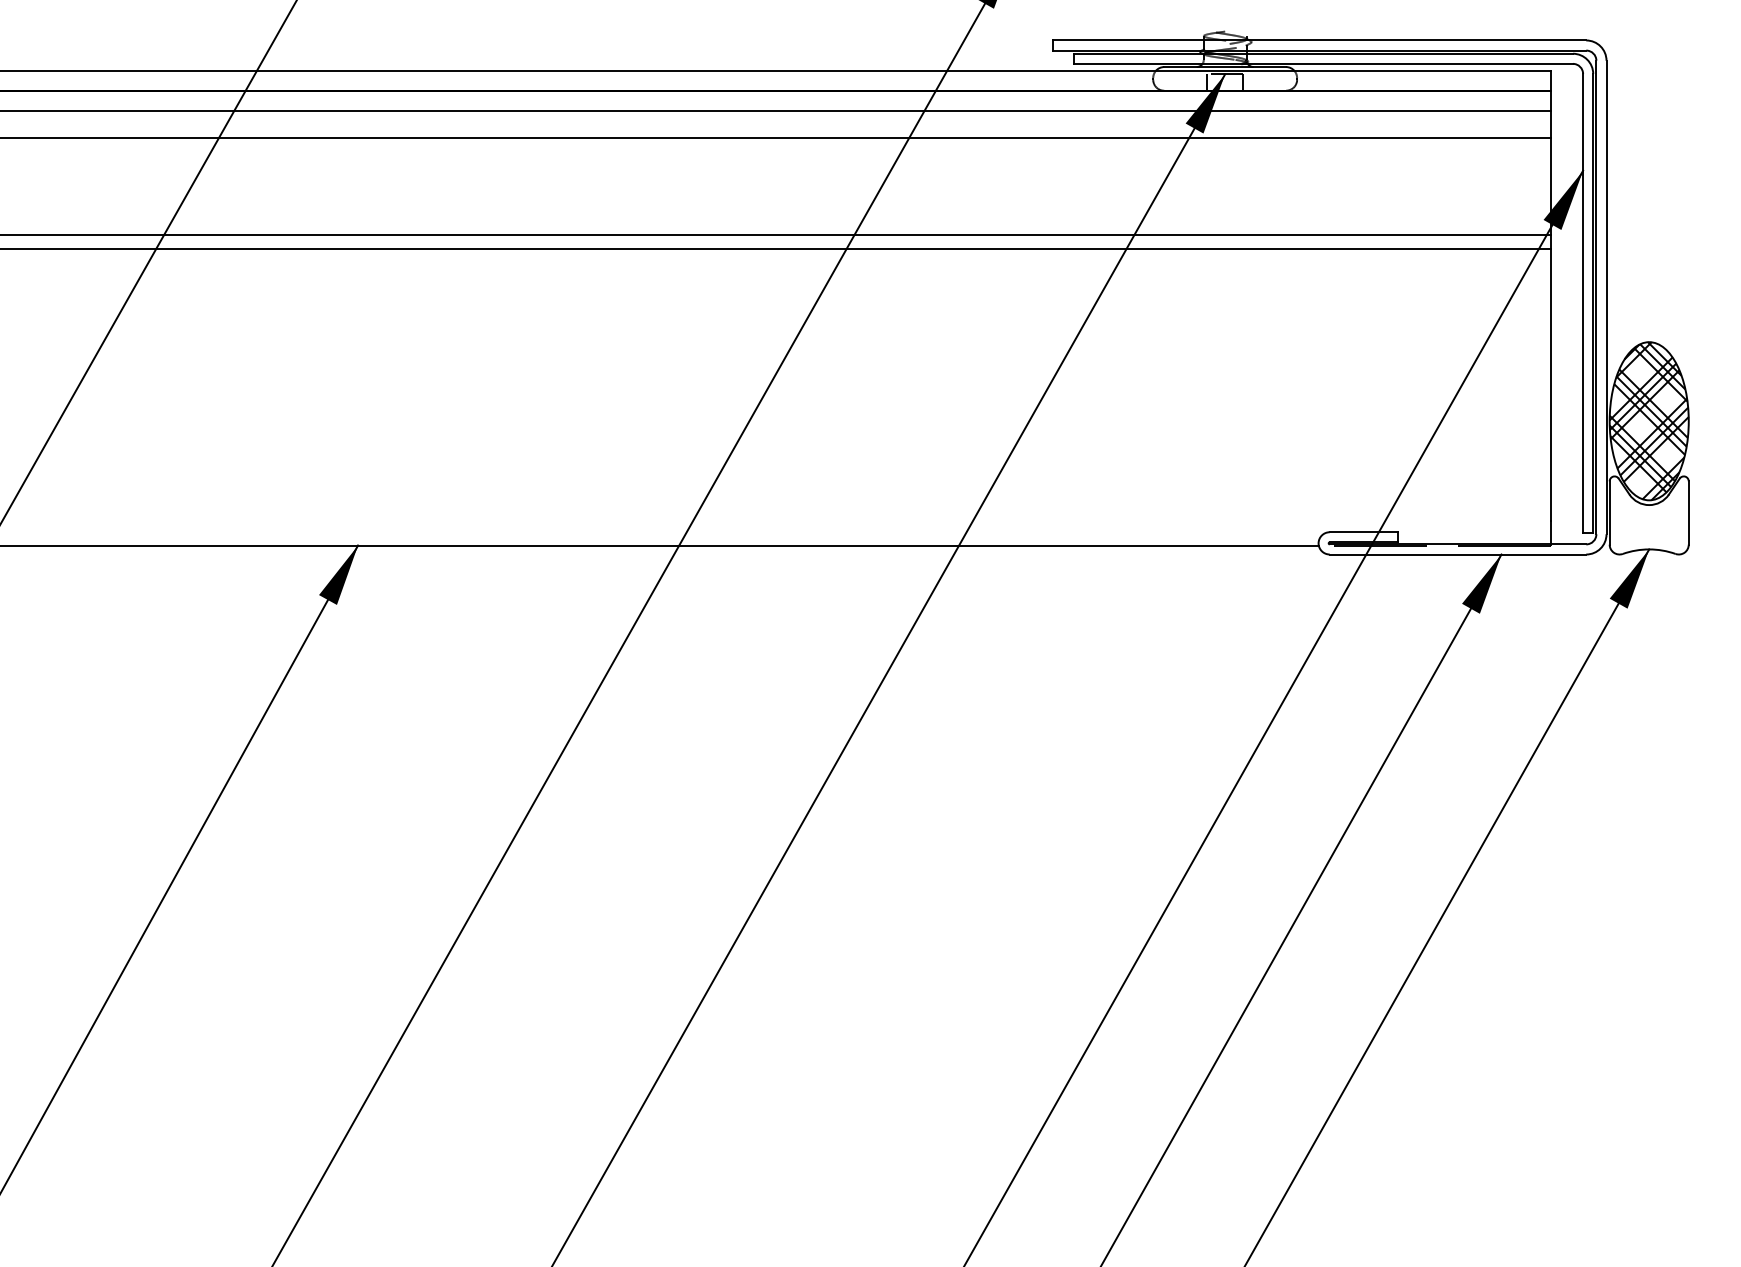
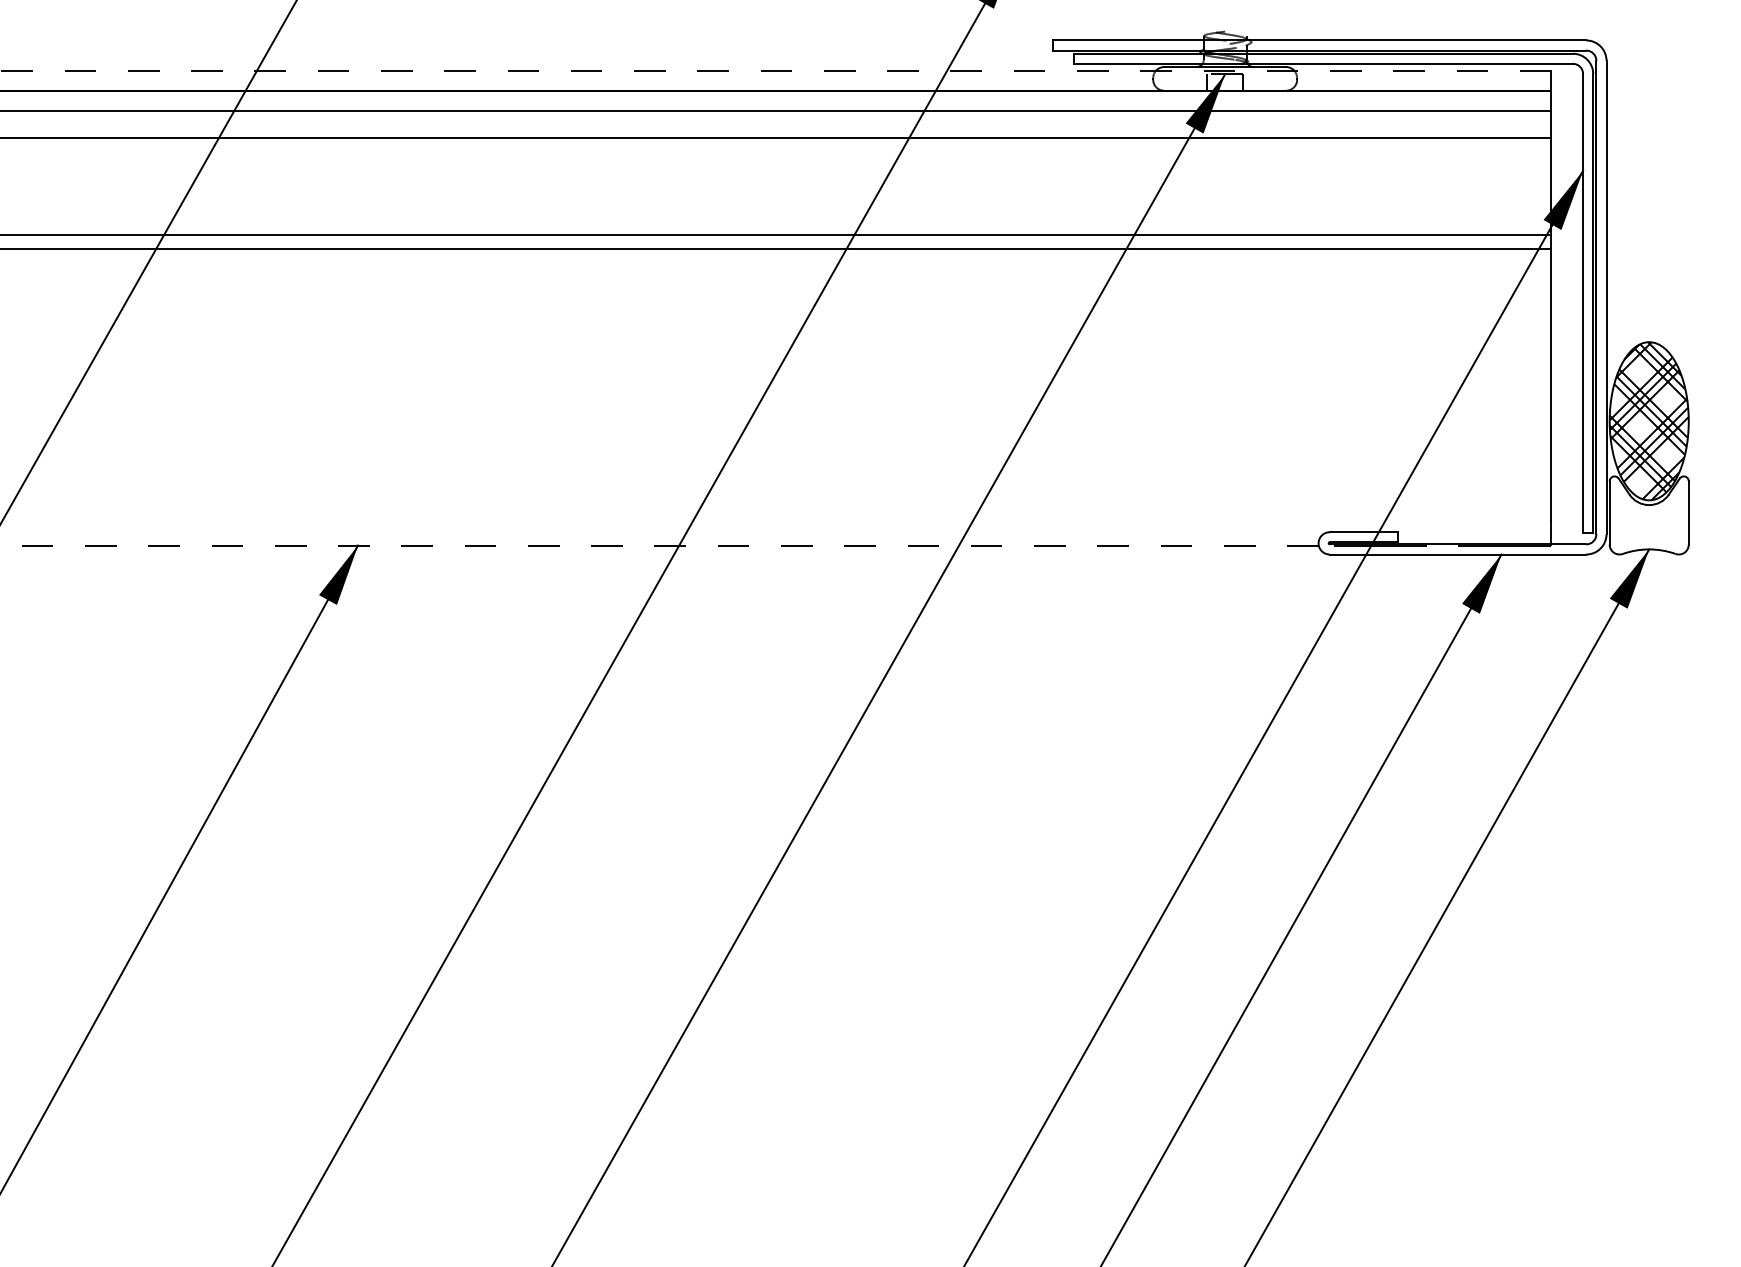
line: solid -> dashed (775, 71)
line: solid -> dashed (659, 545)
